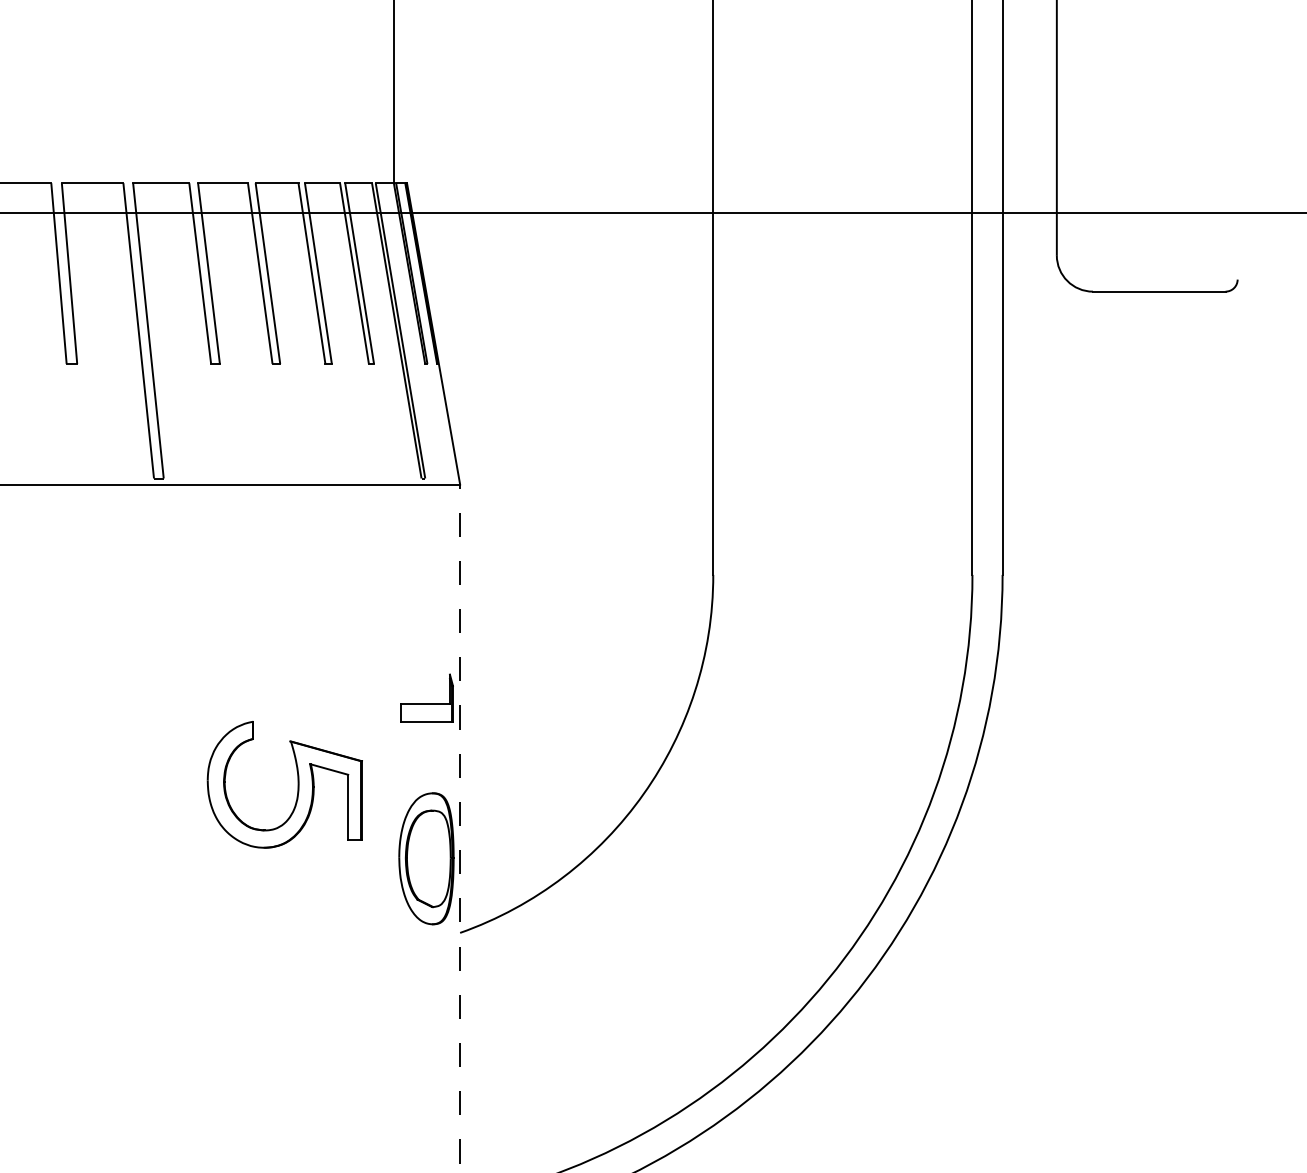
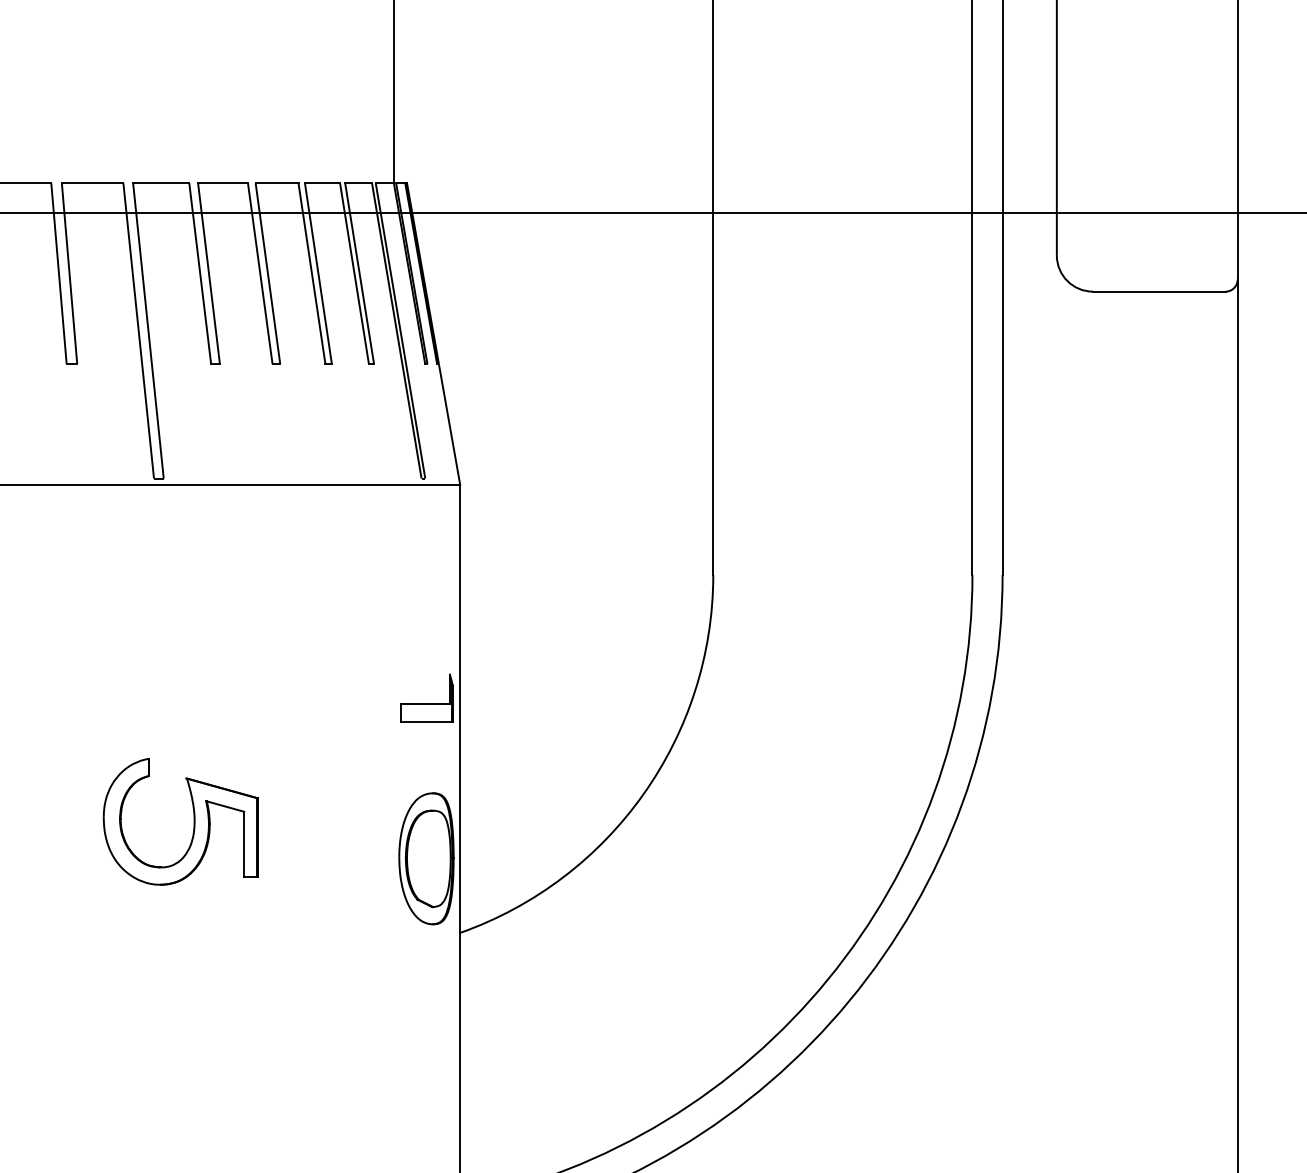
line: none -> present (1237, 585)
part position: (297, 784) -> (193, 821) (193, 821)
line: dashed -> solid (460, 828)
